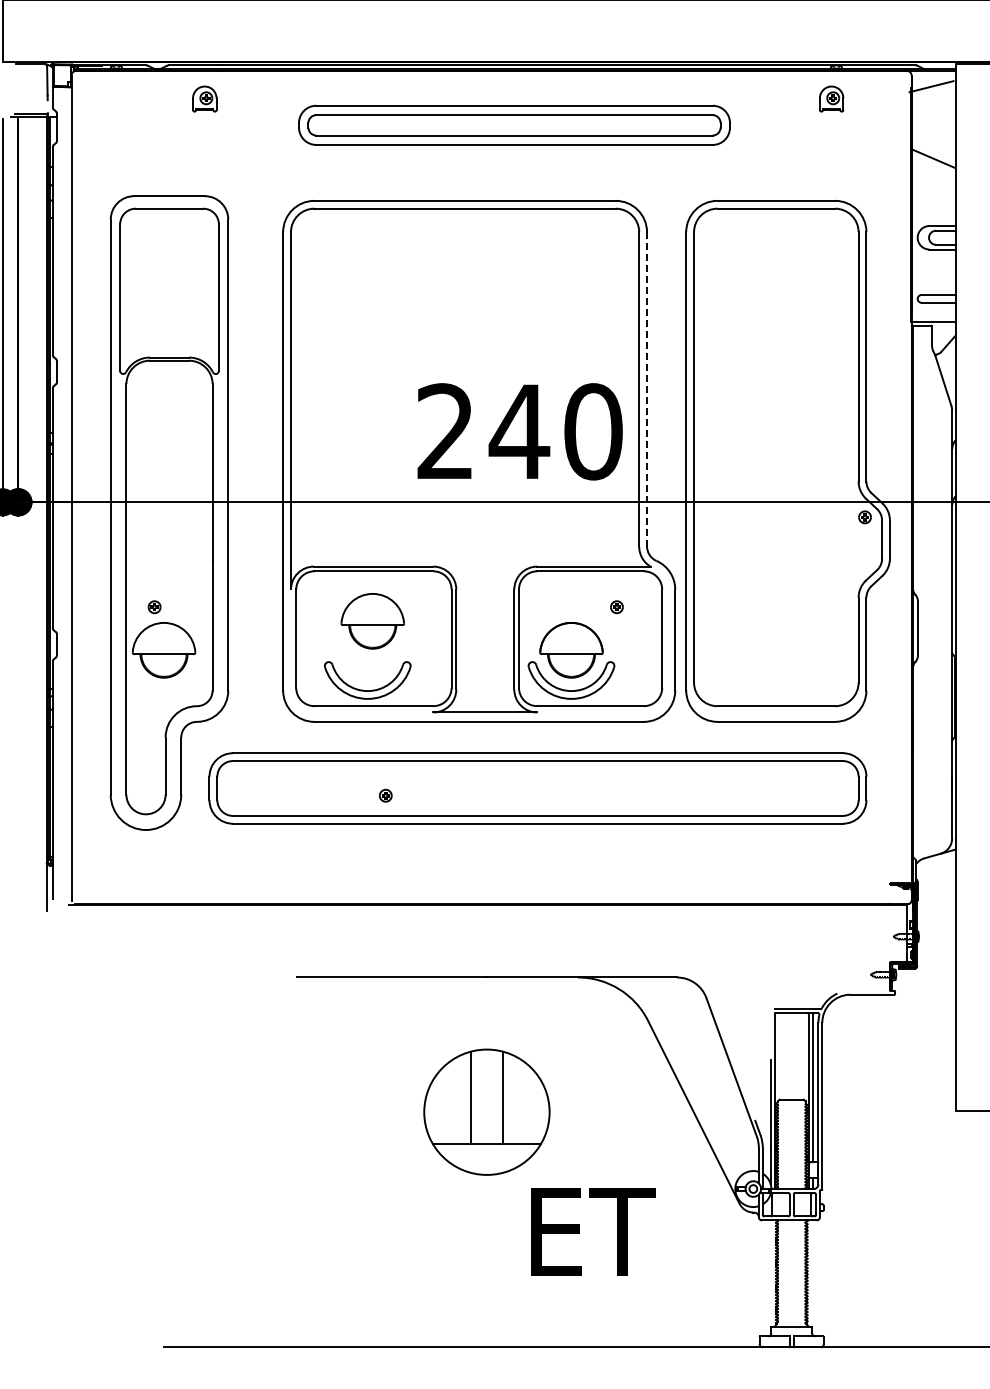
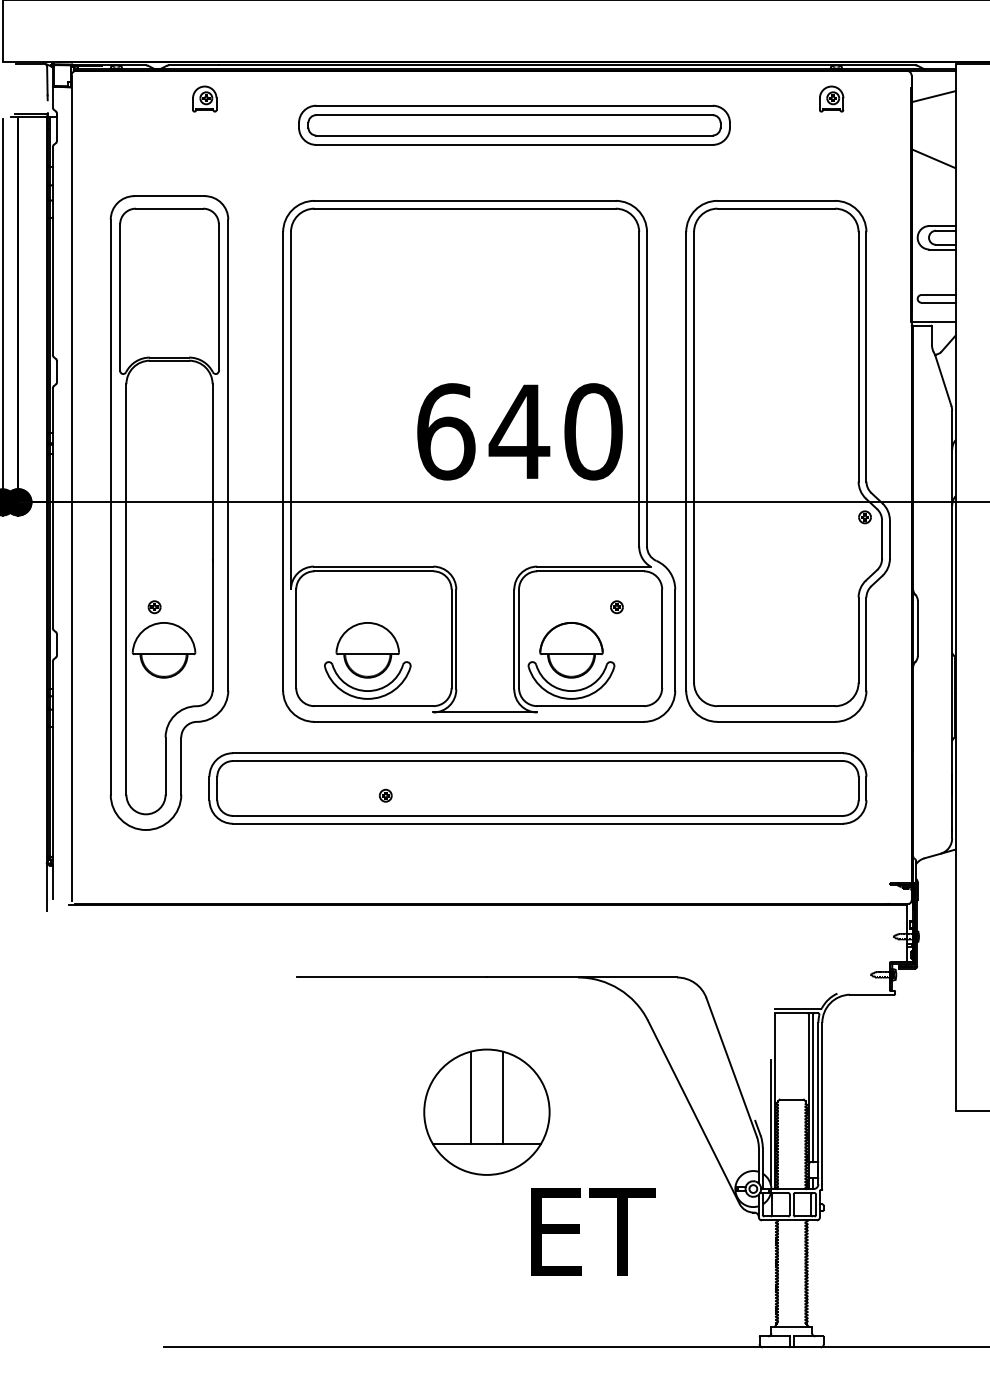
line position: (931, 86) -> (933, 96) (933, 96)
line: dashed -> solid (647, 388)
text: 240 -> 640 (446, 431)
part position: (372, 621) -> (367, 650) (367, 650)
